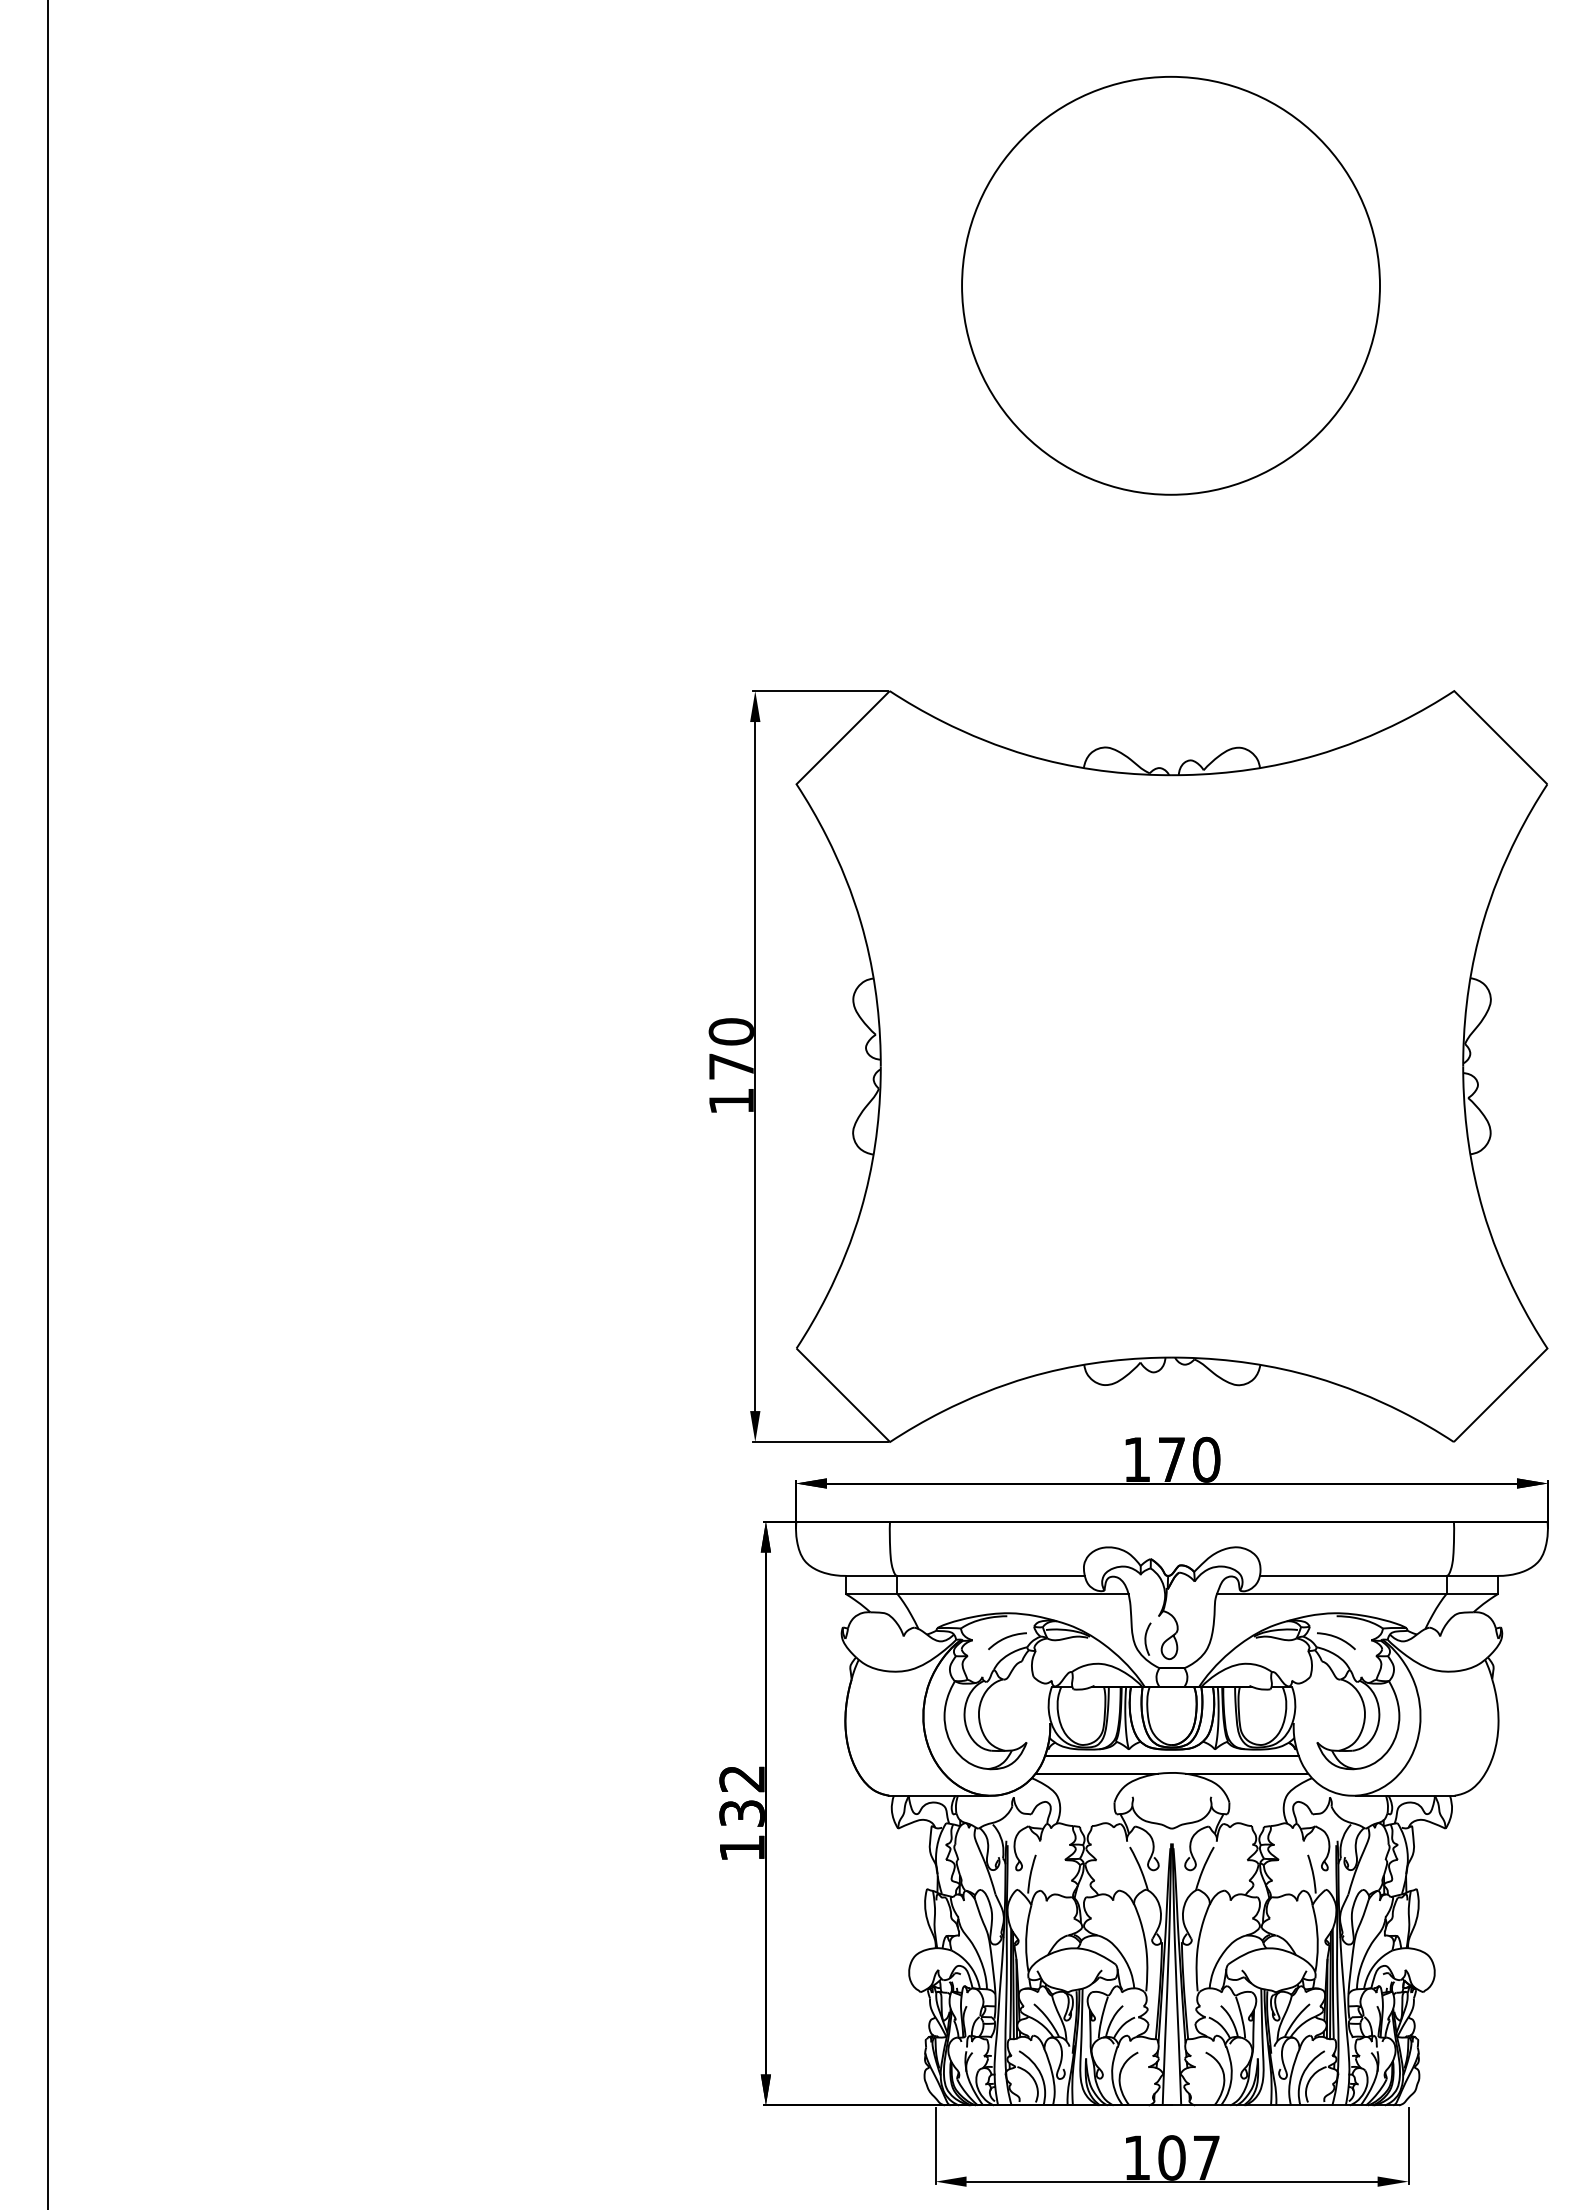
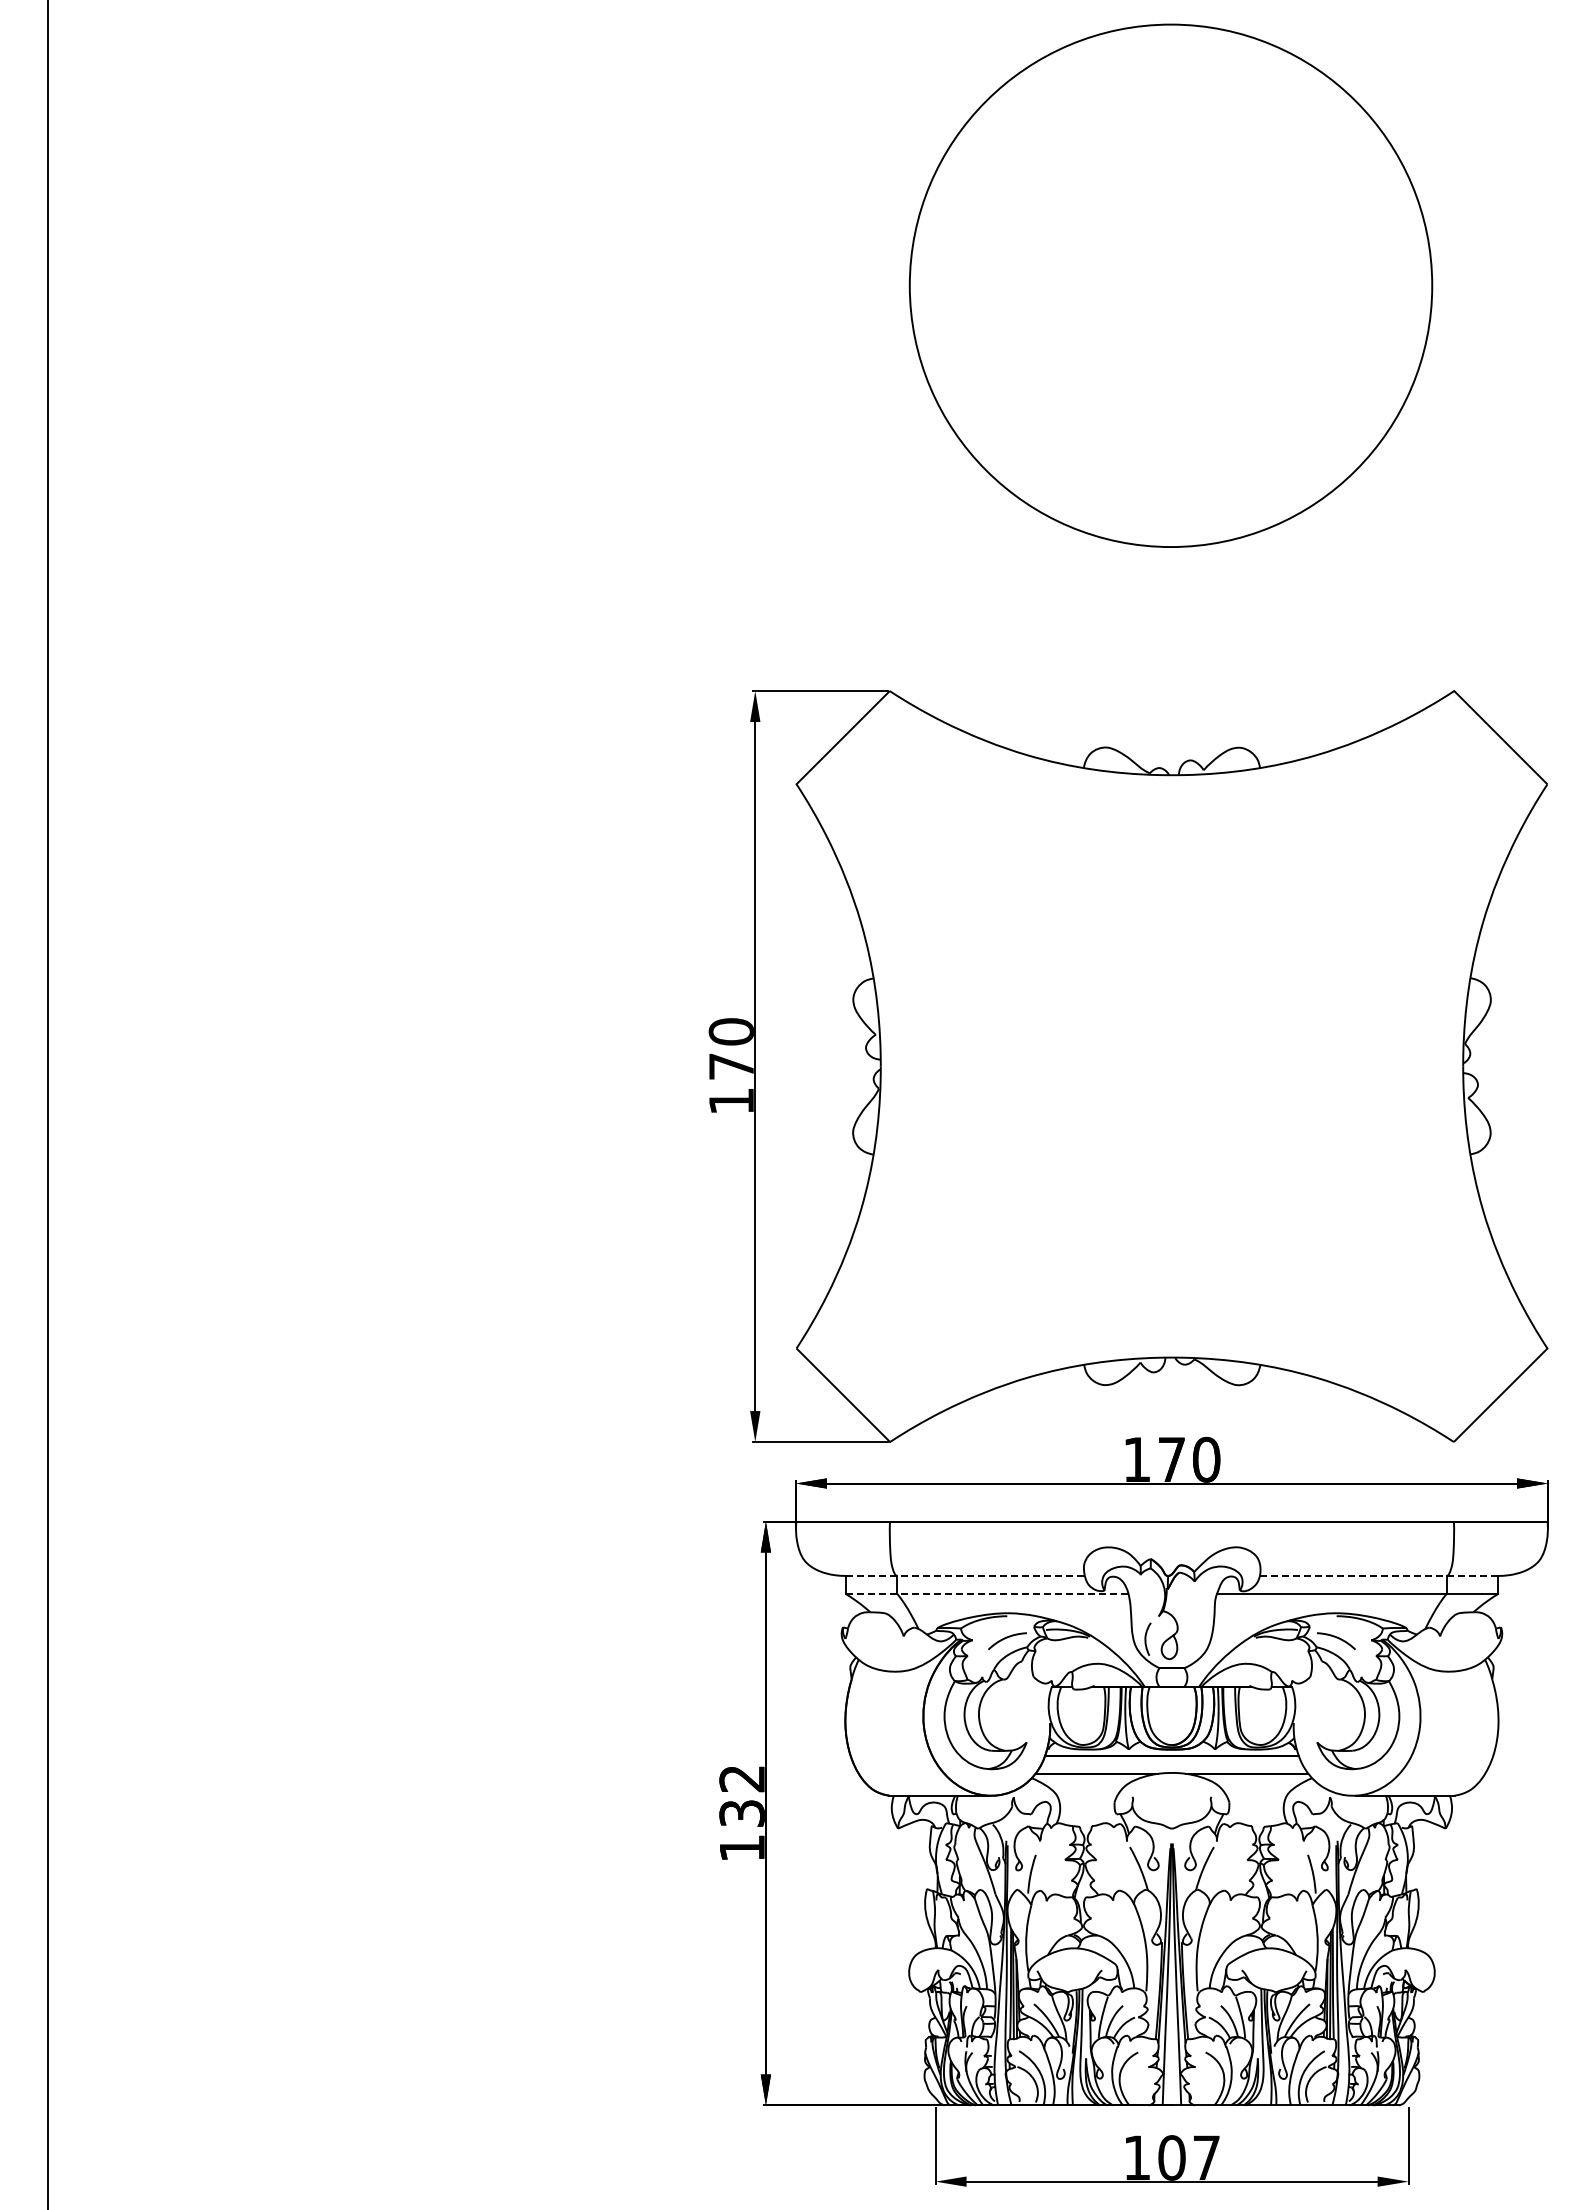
circle diameter: 418 px -> 522 px (1170, 285)
line: solid -> dashed (965, 1575)
line: solid -> dashed (1379, 1575)
line: solid -> dashed (987, 1594)
